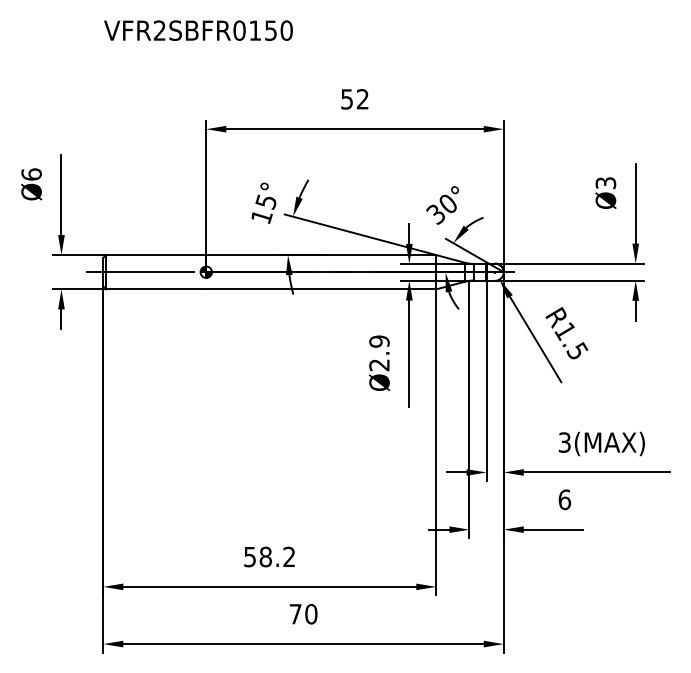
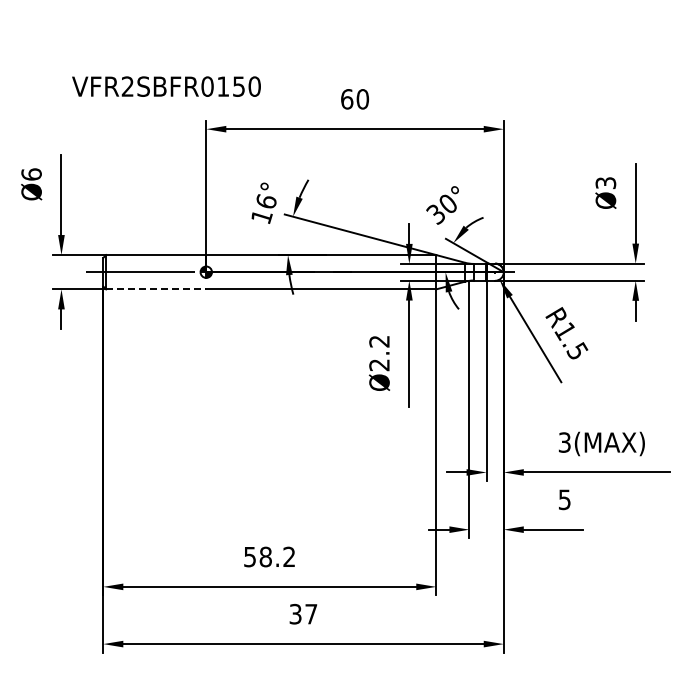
text position: (198, 30) -> (166, 86) (166, 86)
text: 52 -> 60 (355, 99)
text: 15° -> 16° (265, 201)
line: solid -> dashed (156, 289)
text: Ø2.9 -> Ø2.2 (379, 341)
text: 6 -> 5 (564, 499)
text: 70 -> 37 (303, 613)
